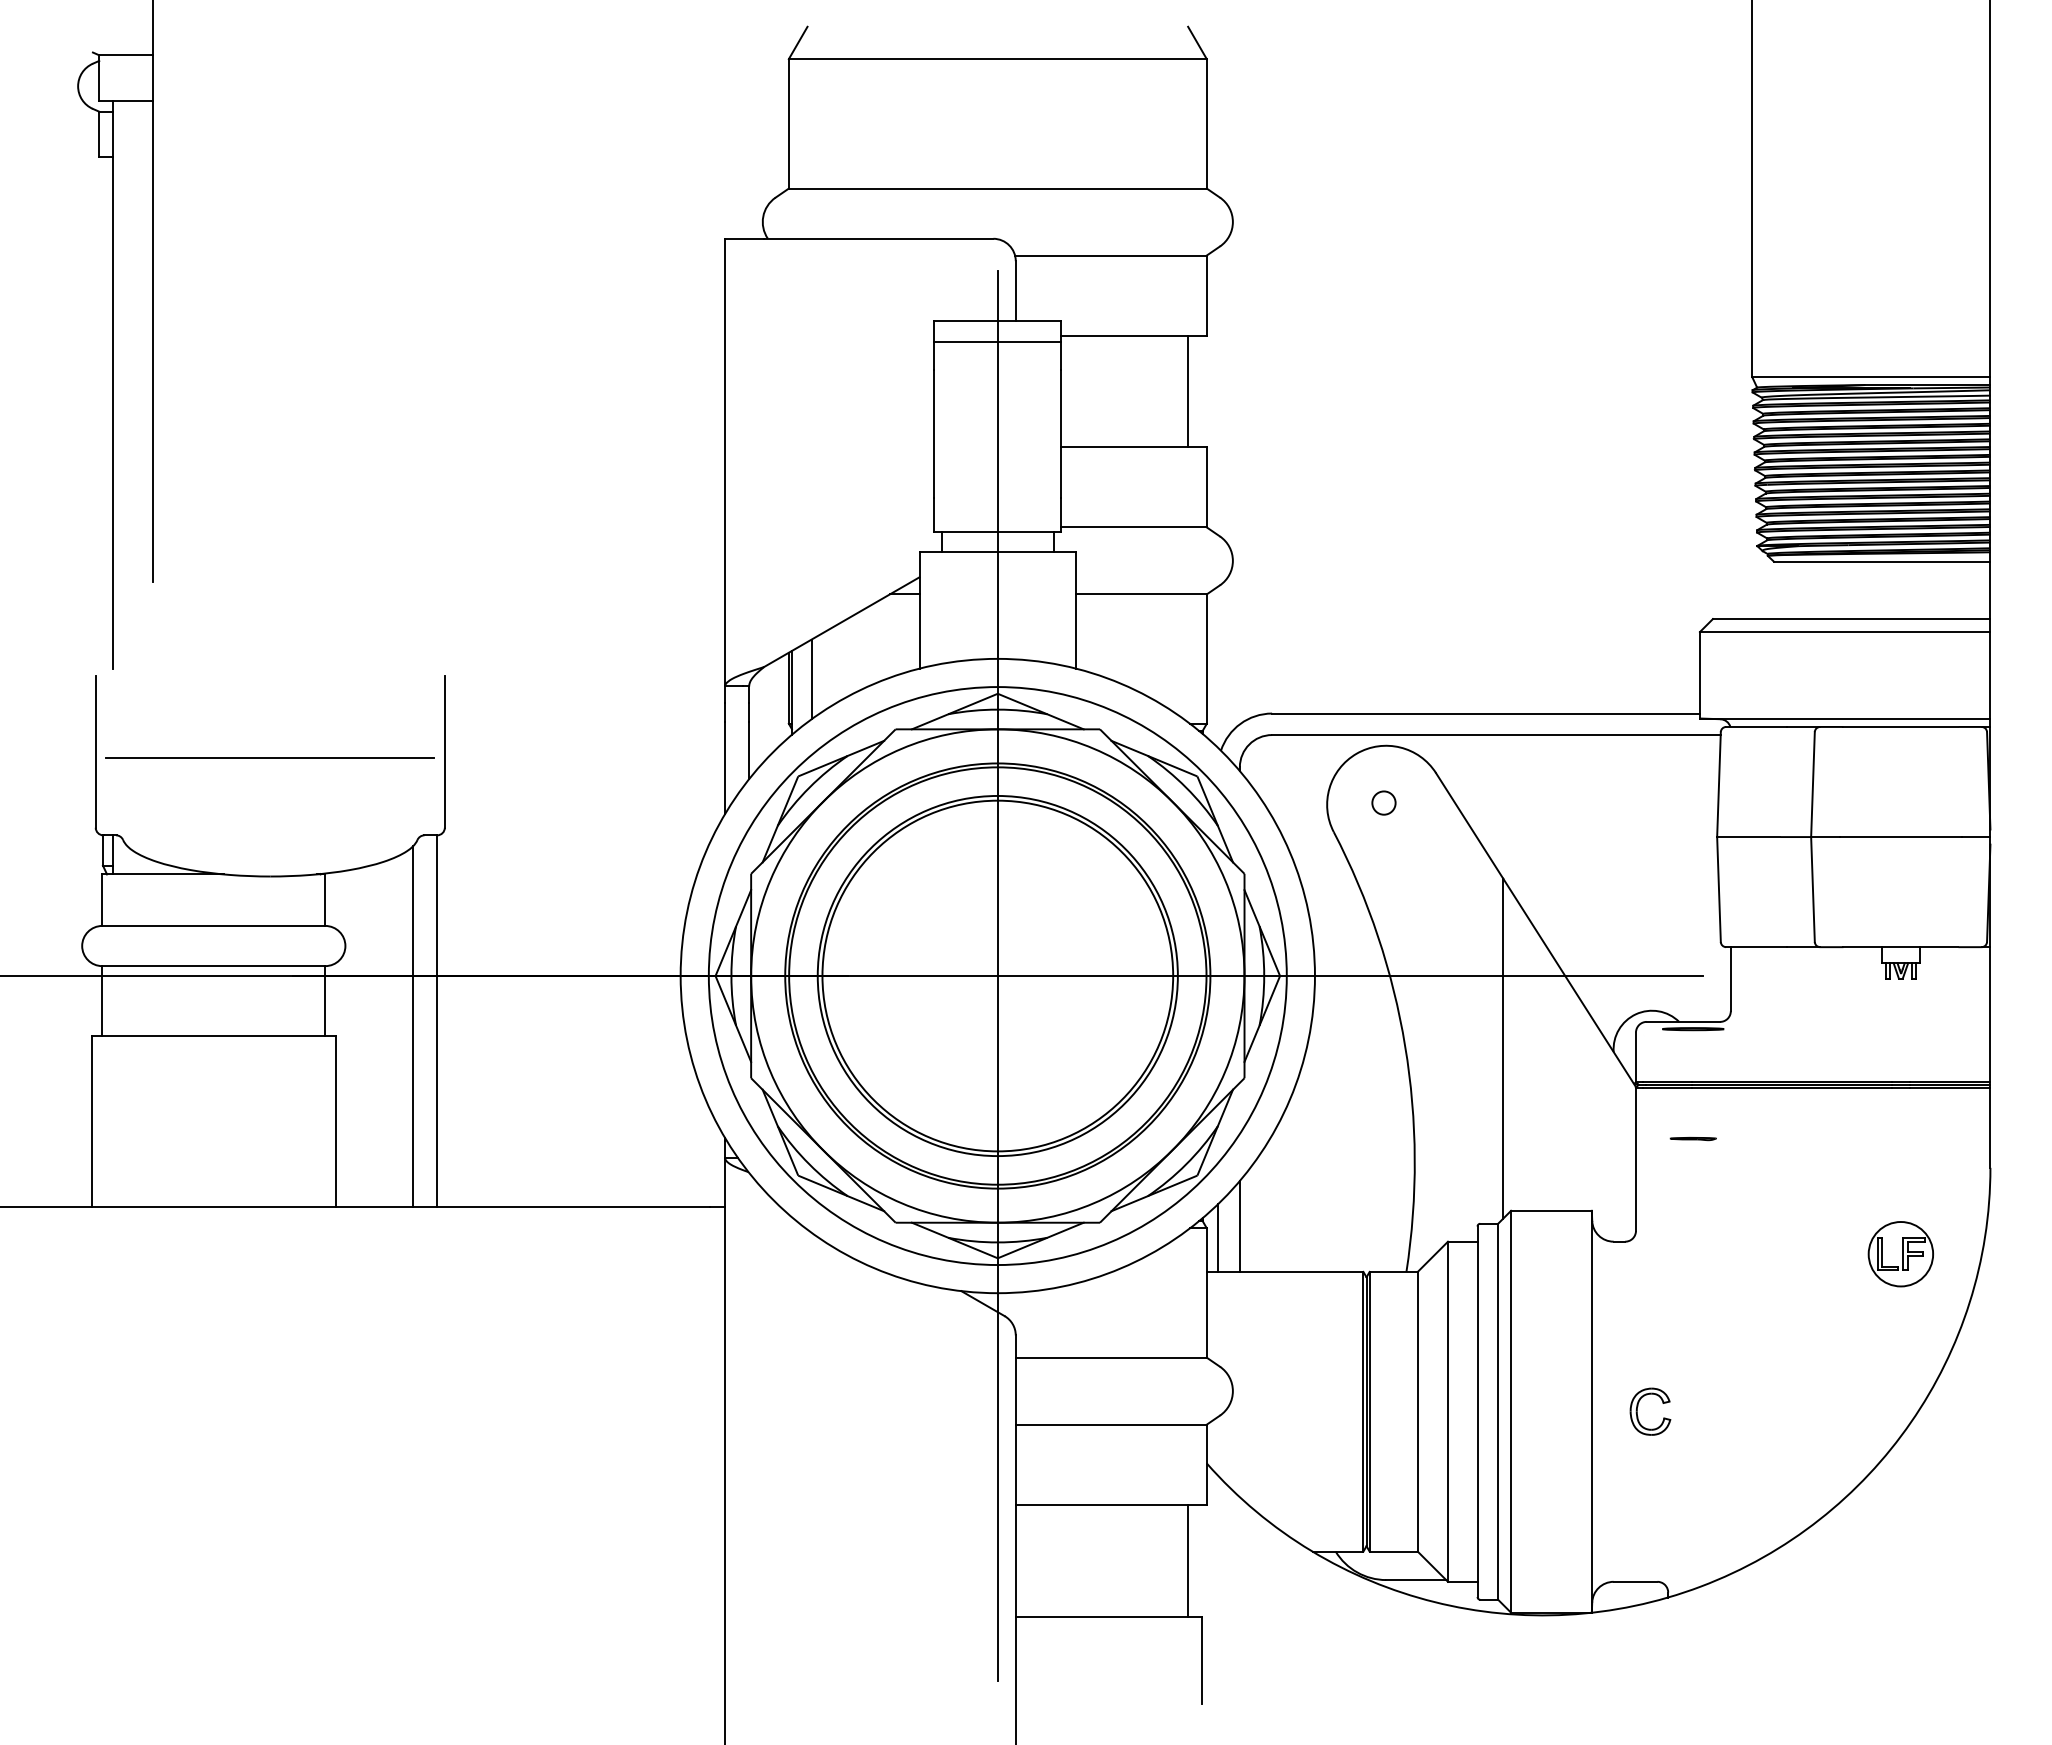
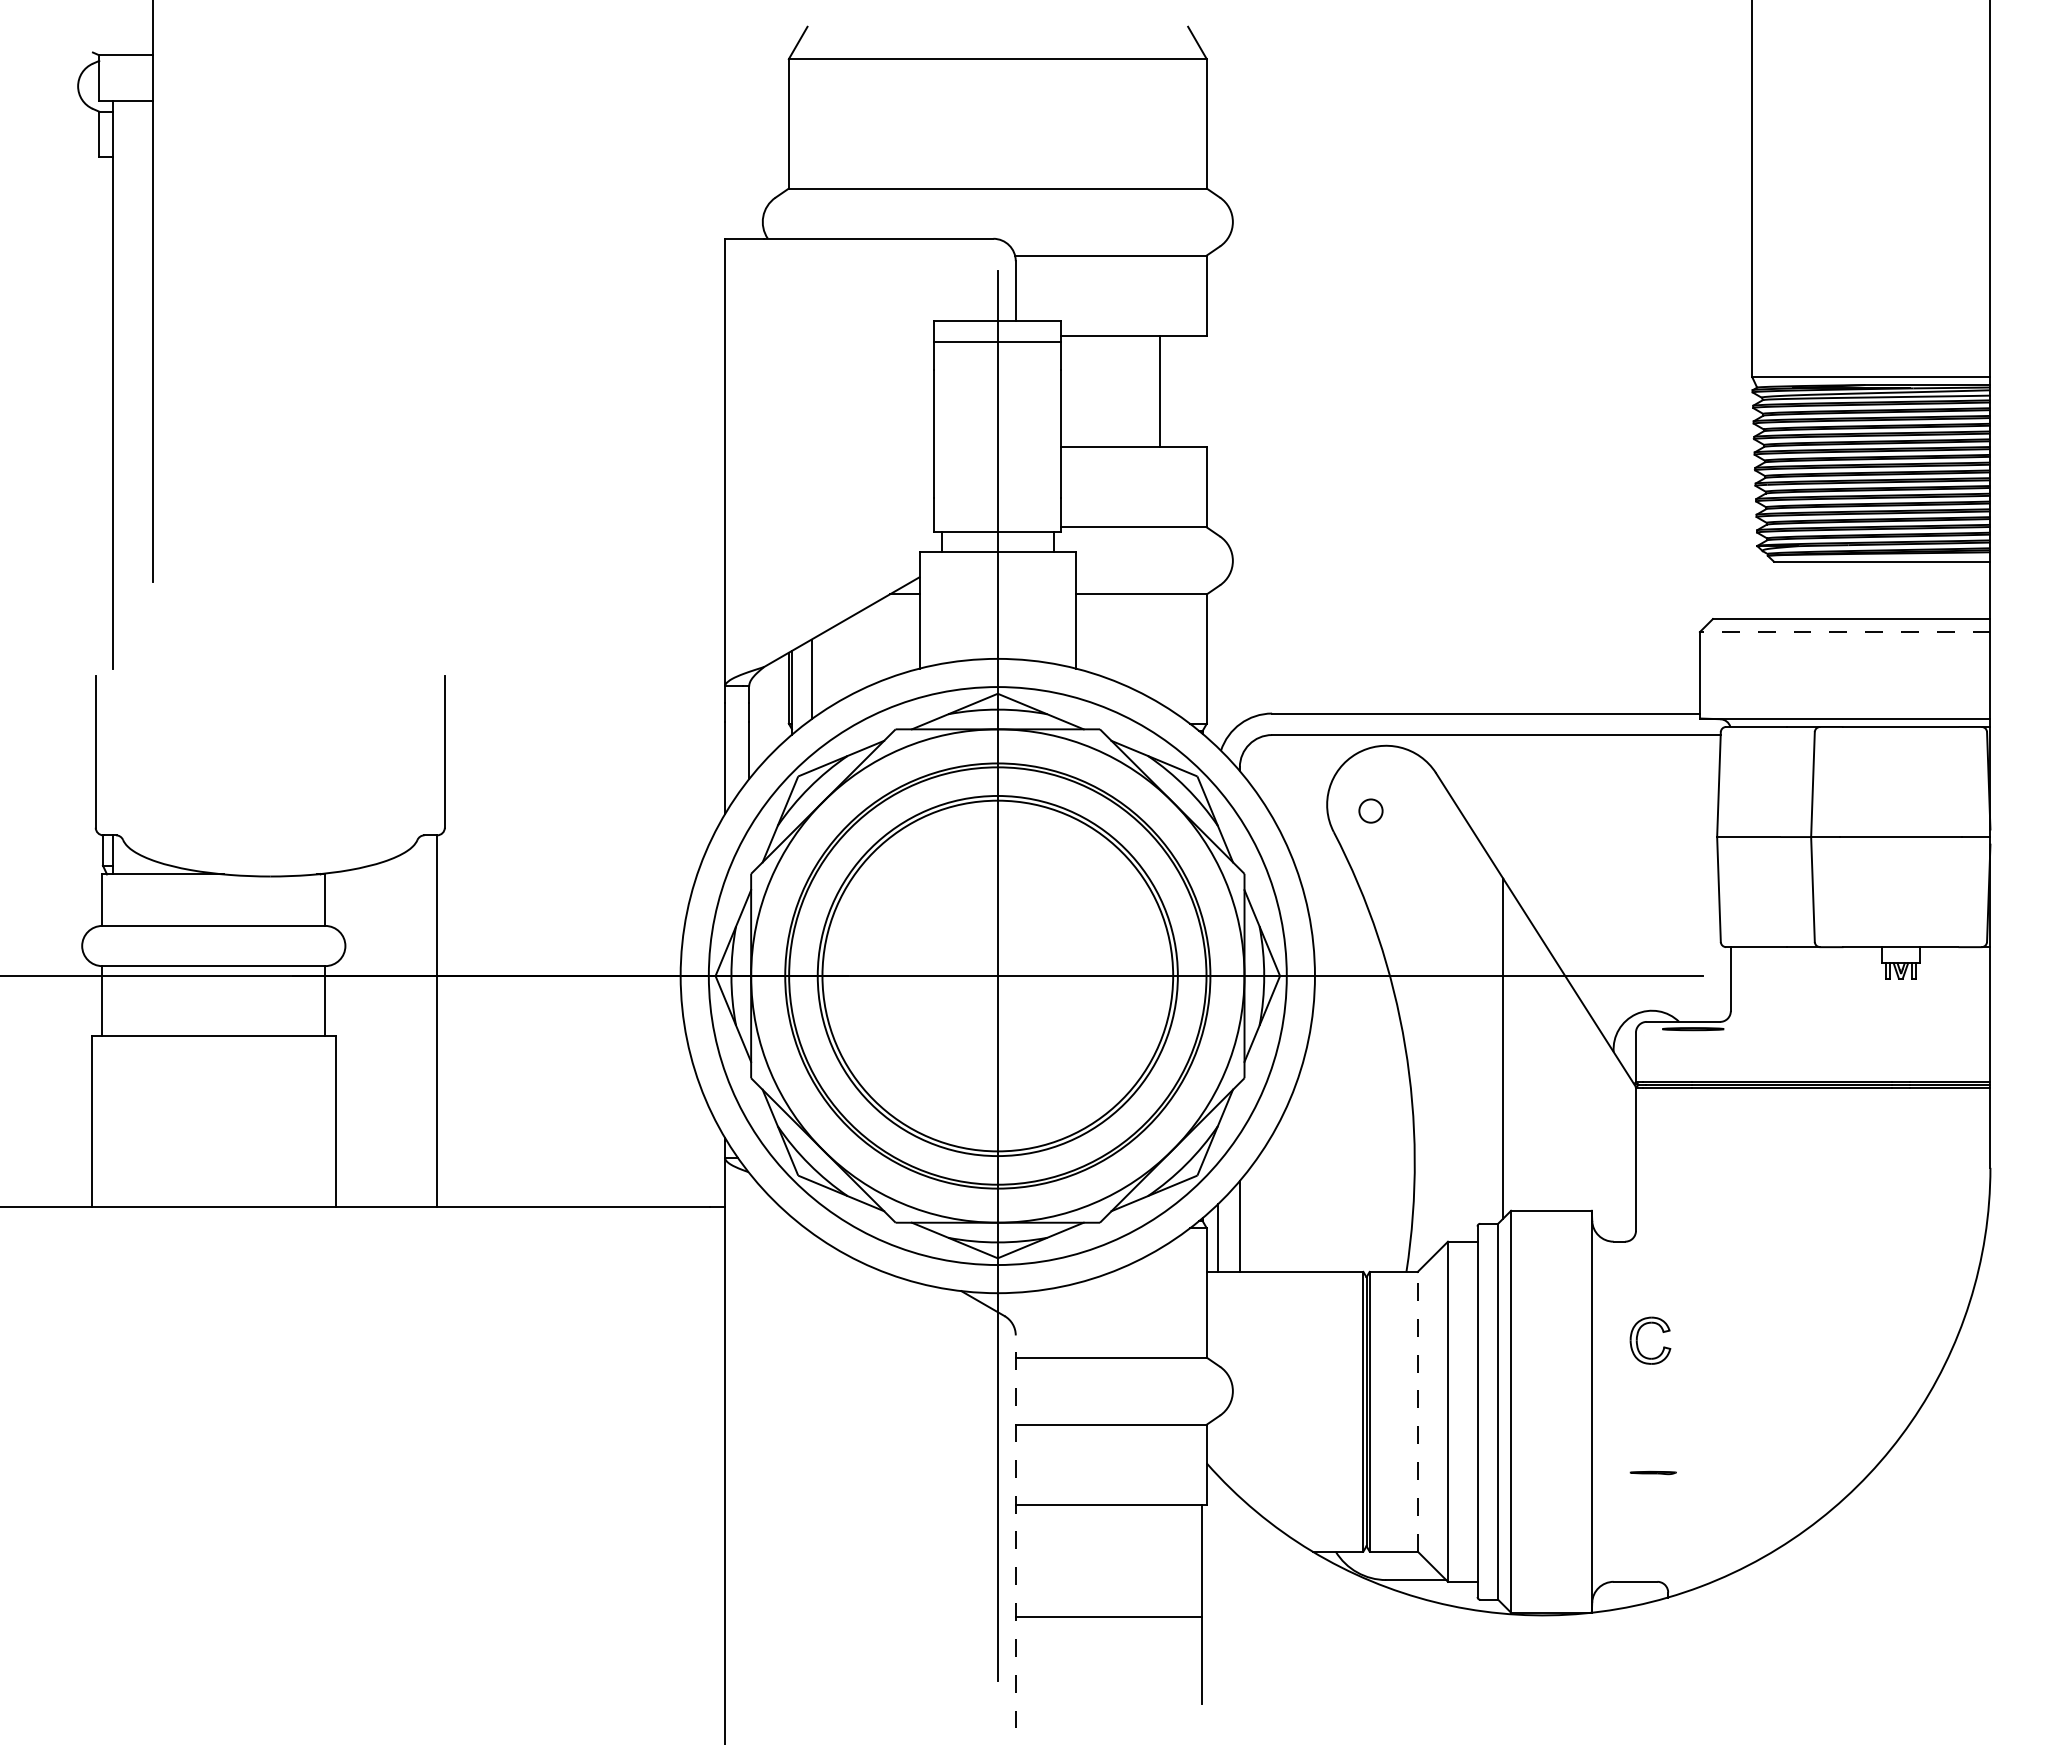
line position: (1188, 391) -> (1160, 391) (1160, 391)
line: solid -> dashed (1844, 632)
line: present -> none (270, 758)
circle position: (1383, 802) -> (1370, 810) (1370, 810)
line: present -> none (413, 1026)
line position: (1692, 1139) -> (1652, 1473) (1652, 1473)
part: present -> none (1900, 1254)
part position: (1638, 1406) -> (1638, 1335) (1638, 1335)
line: solid -> dashed (1417, 1411)
line: solid -> dashed (1015, 1539)
line position: (1188, 1560) -> (1202, 1560) (1202, 1560)
